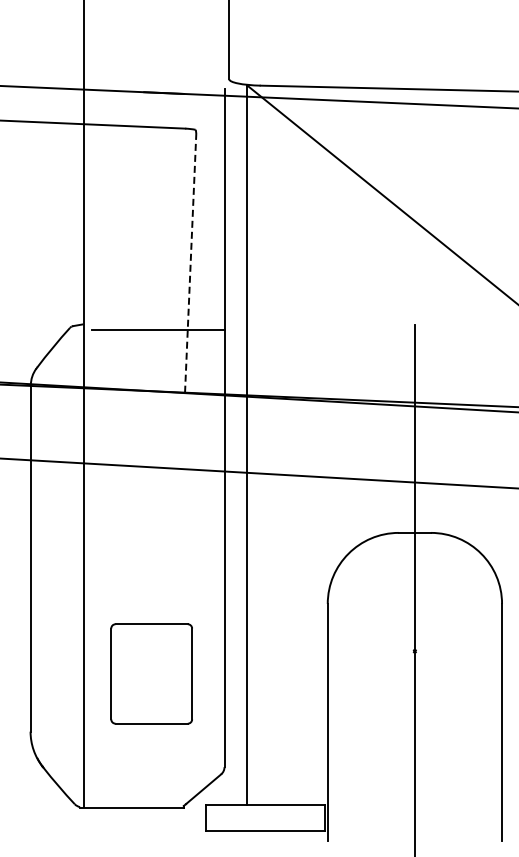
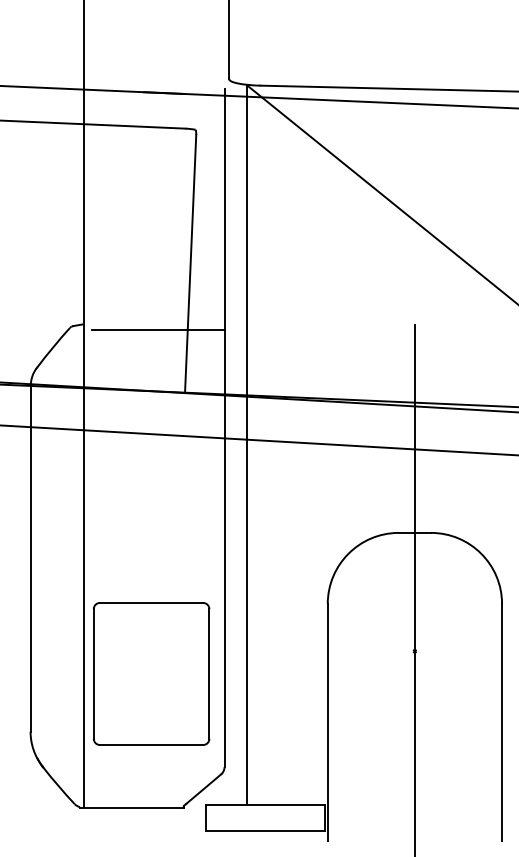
line: dashed -> solid (190, 263)
line position: (258, 473) -> (258, 440) (258, 440)
part size: 83x102 px -> 118x144 px (151, 673)
